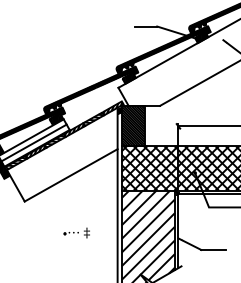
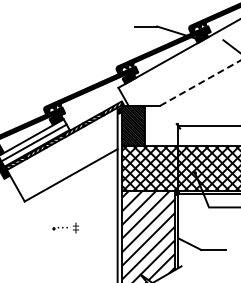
line: solid -> dashed (200, 83)
text position: (76, 232) -> (65, 227) (65, 227)
